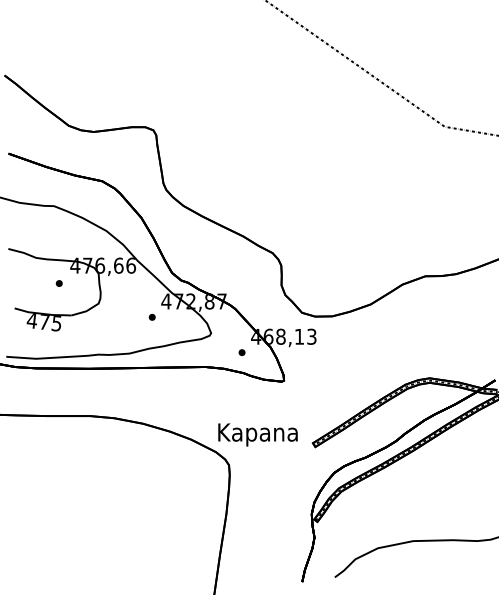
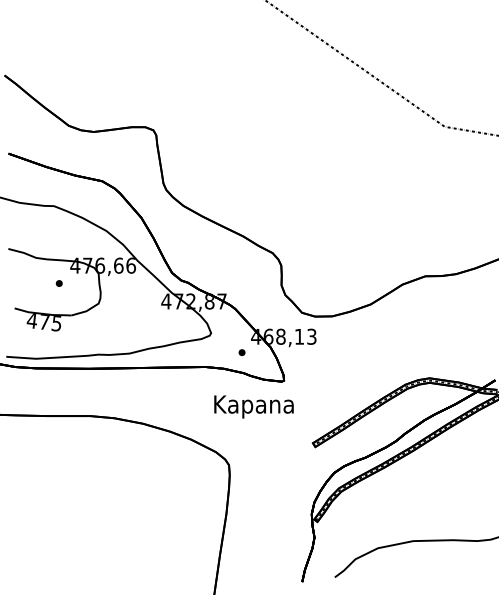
part: present -> none (151, 317)
text position: (257, 434) -> (253, 406) (253, 406)
